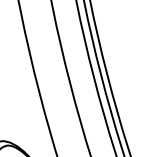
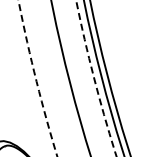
circle: solid -> dashed (37, 78)
circle: solid -> dashed (96, 78)
